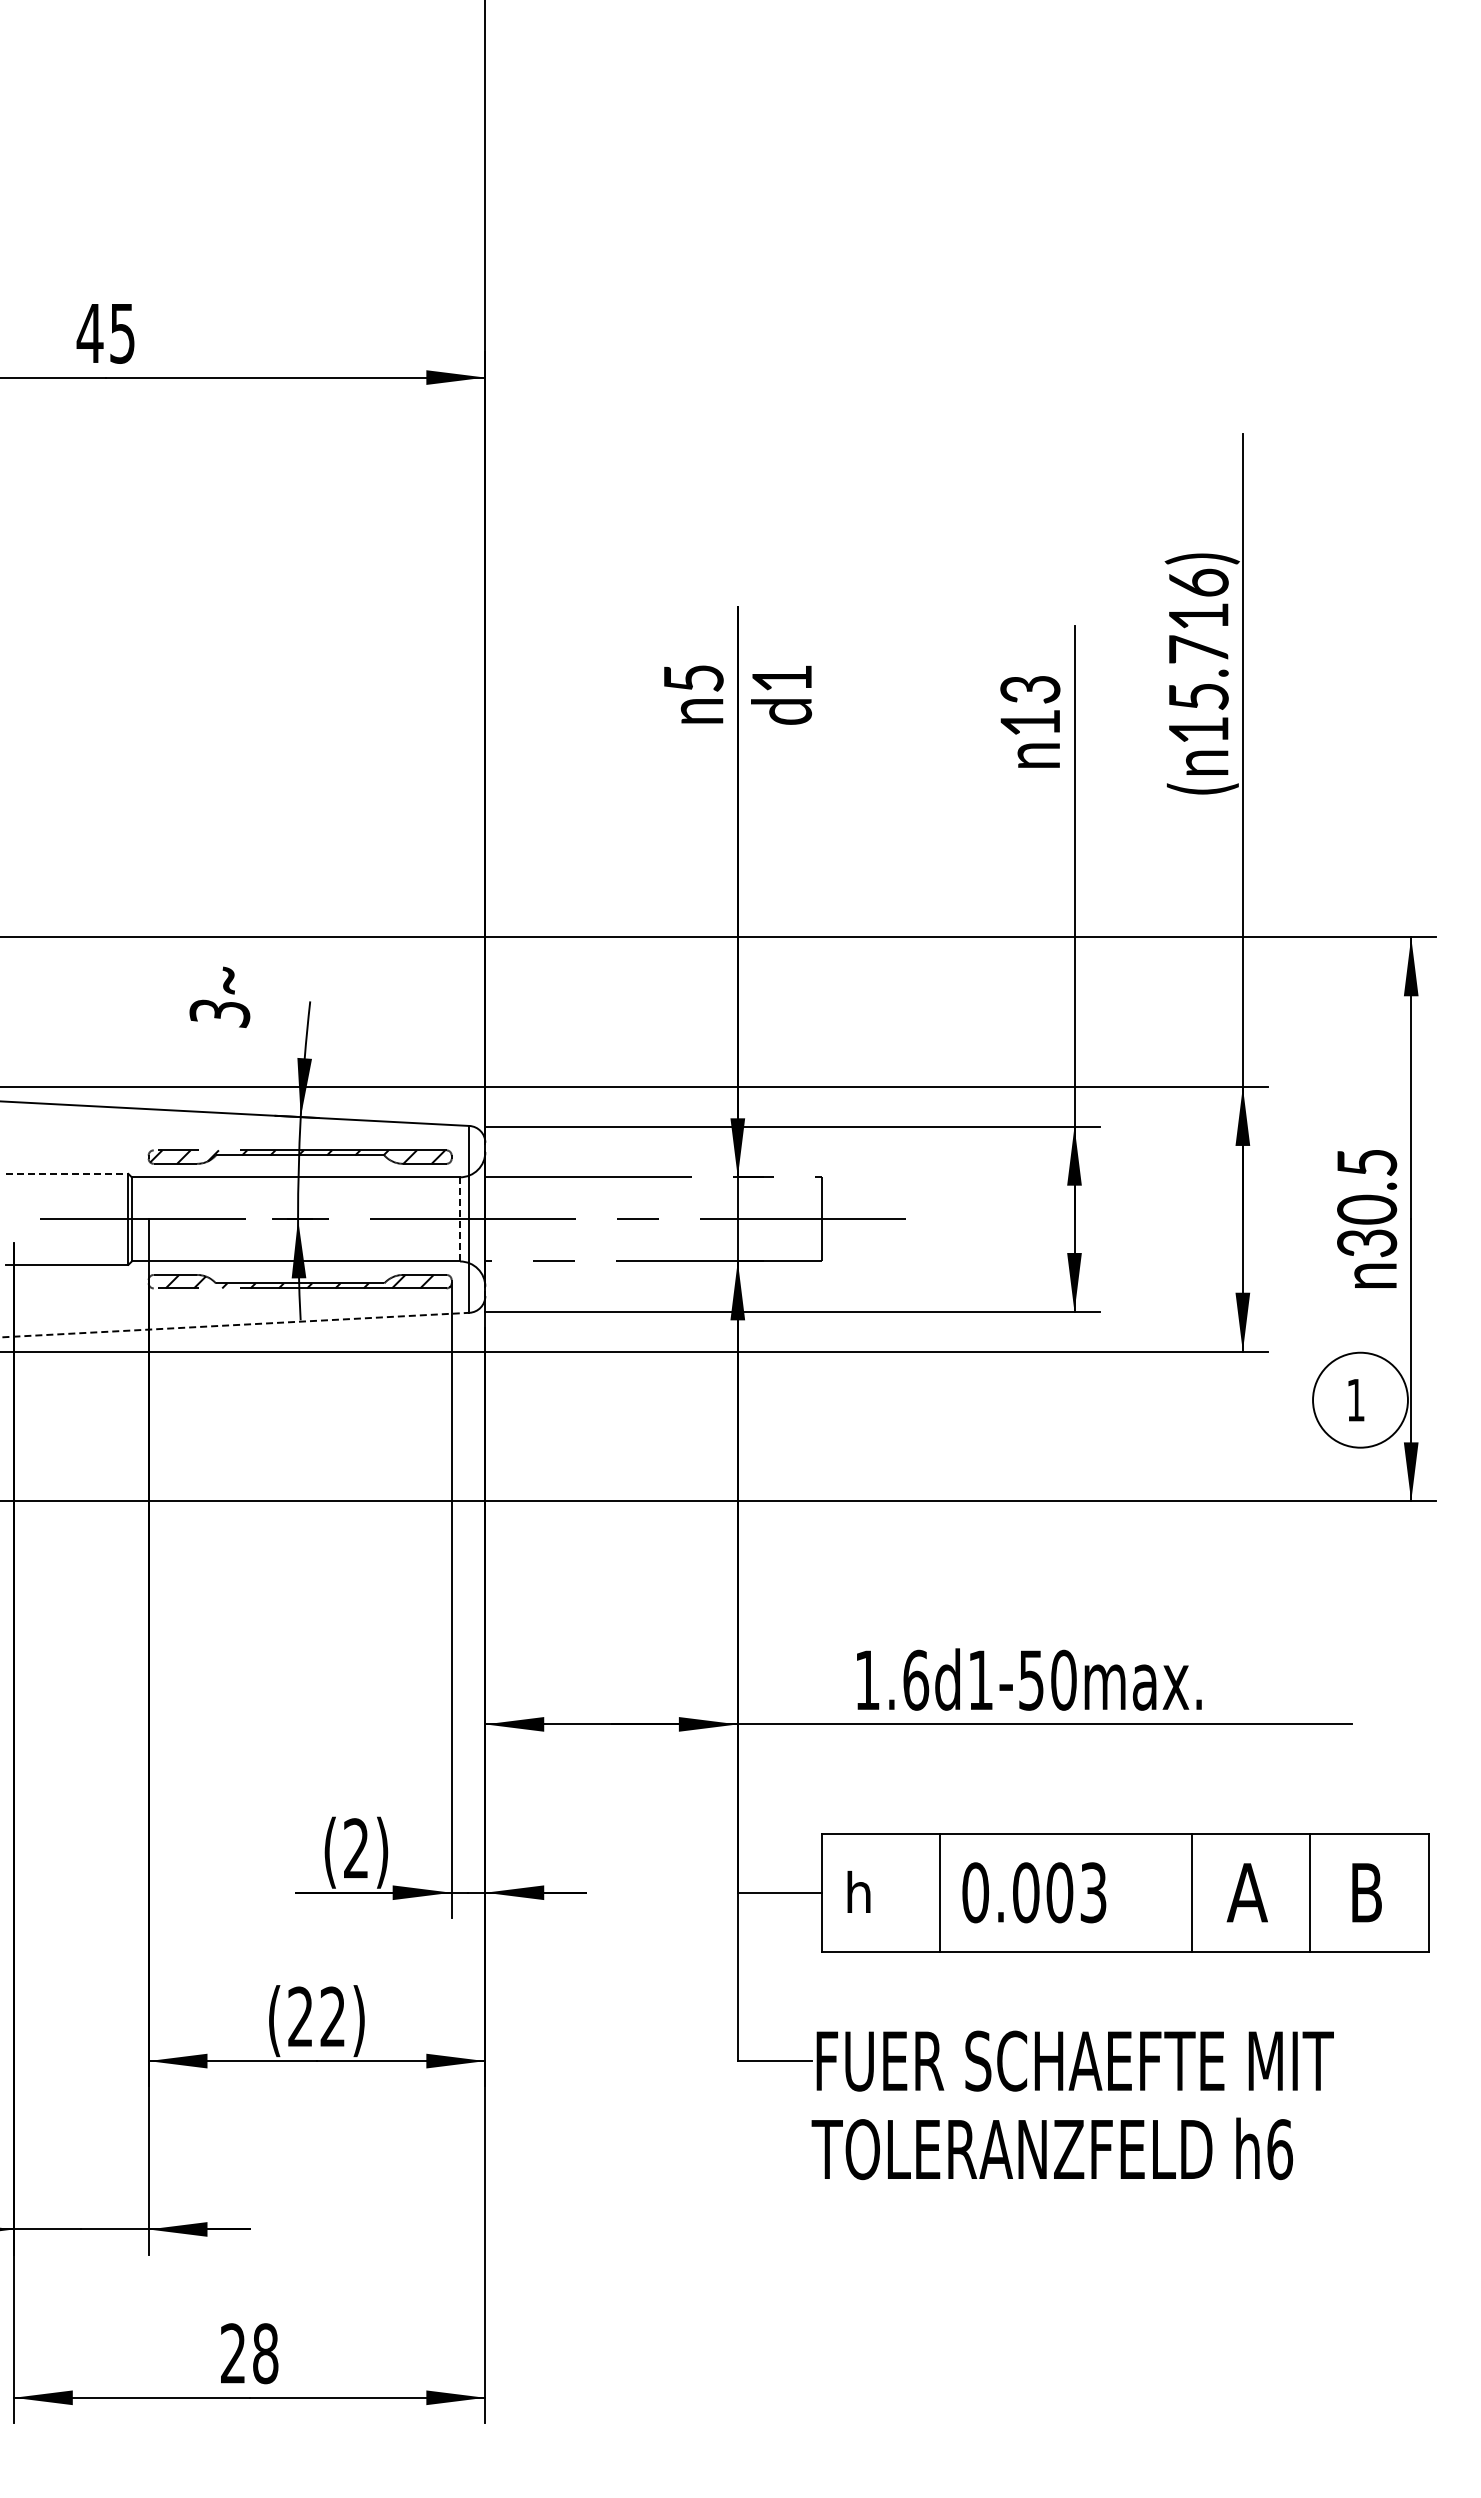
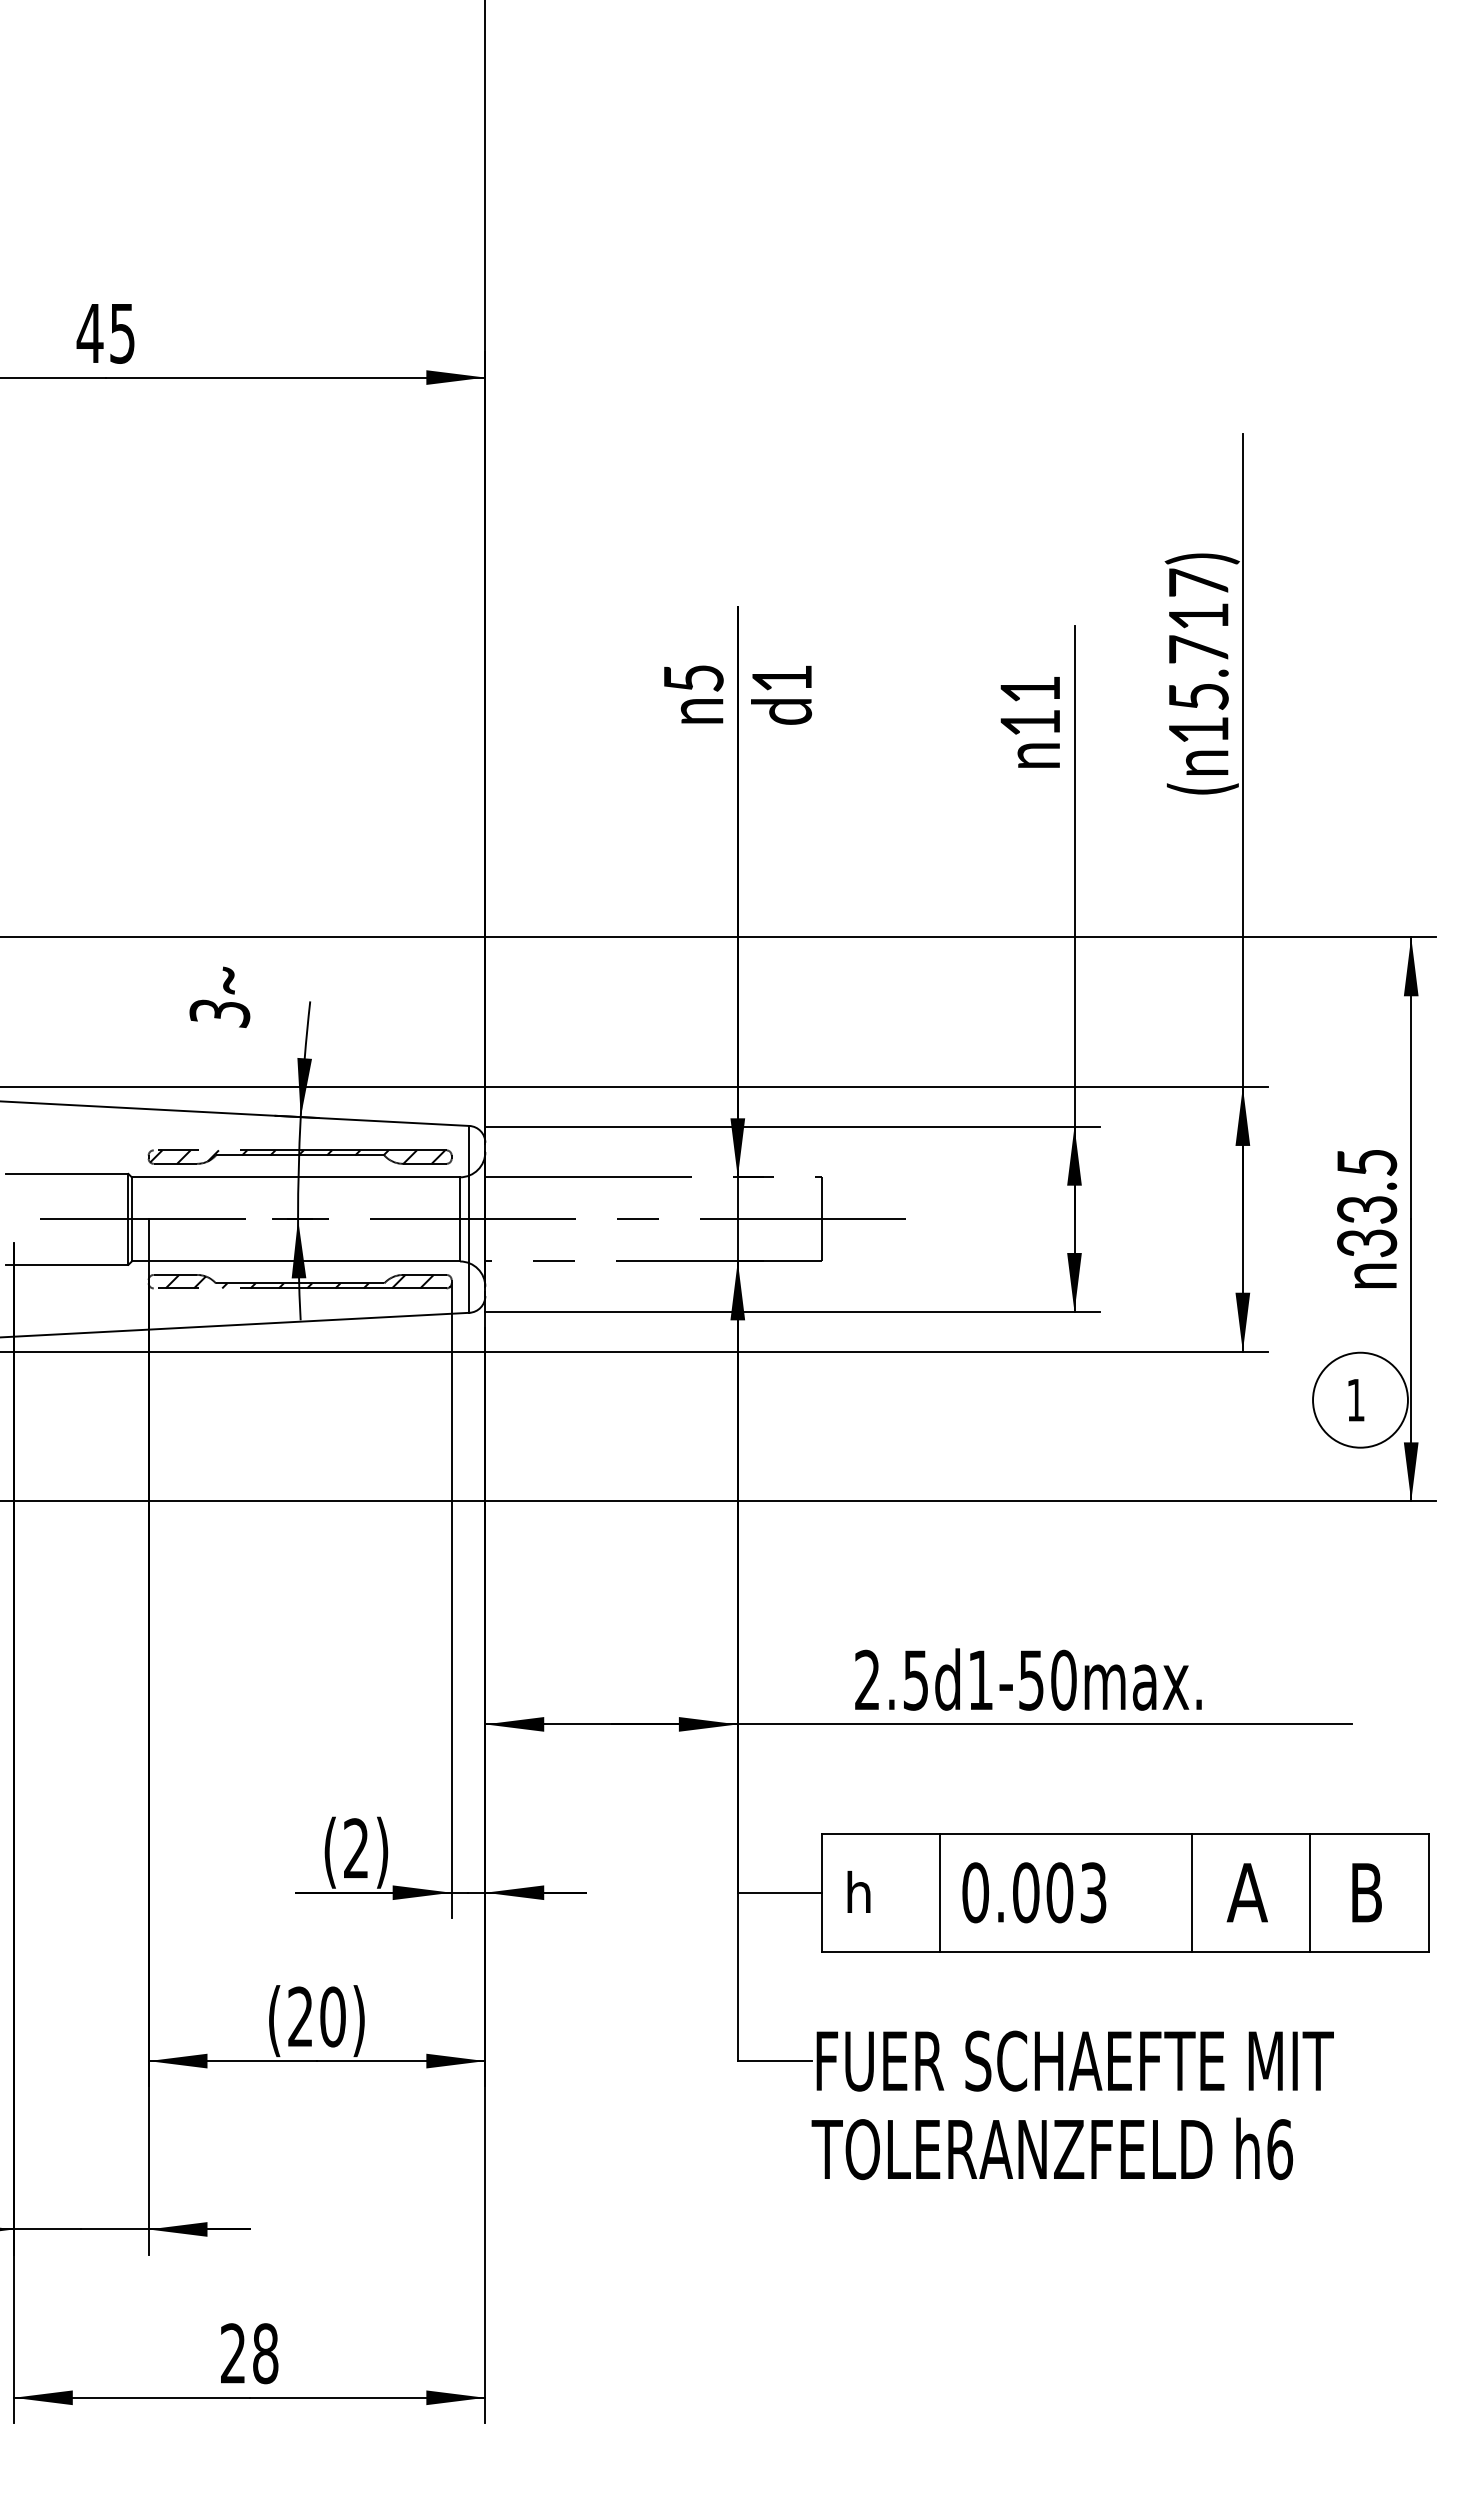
text: 15.716) -> 15.717) (1198, 582)
text: 13 -> 11 (1030, 689)
line: dashed -> solid (67, 1173)
text: 30.5 -> 33.5 (1367, 1209)
line: dashed -> solid (460, 1219)
line: dashed -> solid (234, 1325)
text: 1.6d1-50max. -> 2.5d1-50max. (892, 1679)
text: (22) -> (20) (332, 2016)
